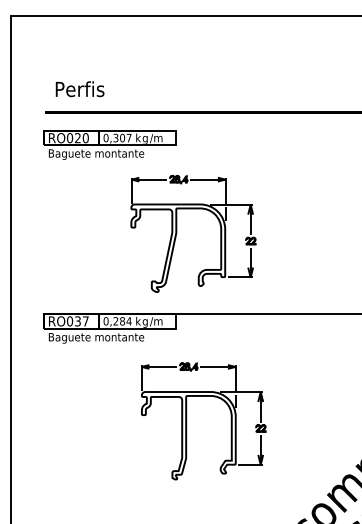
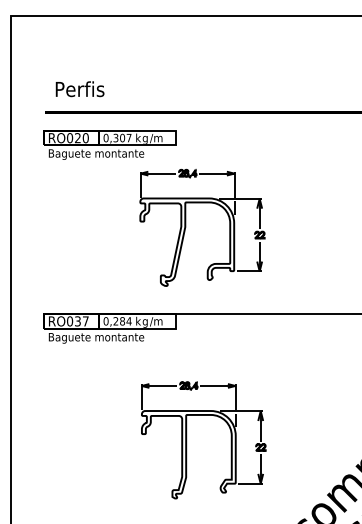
part position: (177, 233) -> (186, 227) (186, 227)
part position: (187, 421) -> (187, 440) (187, 440)
